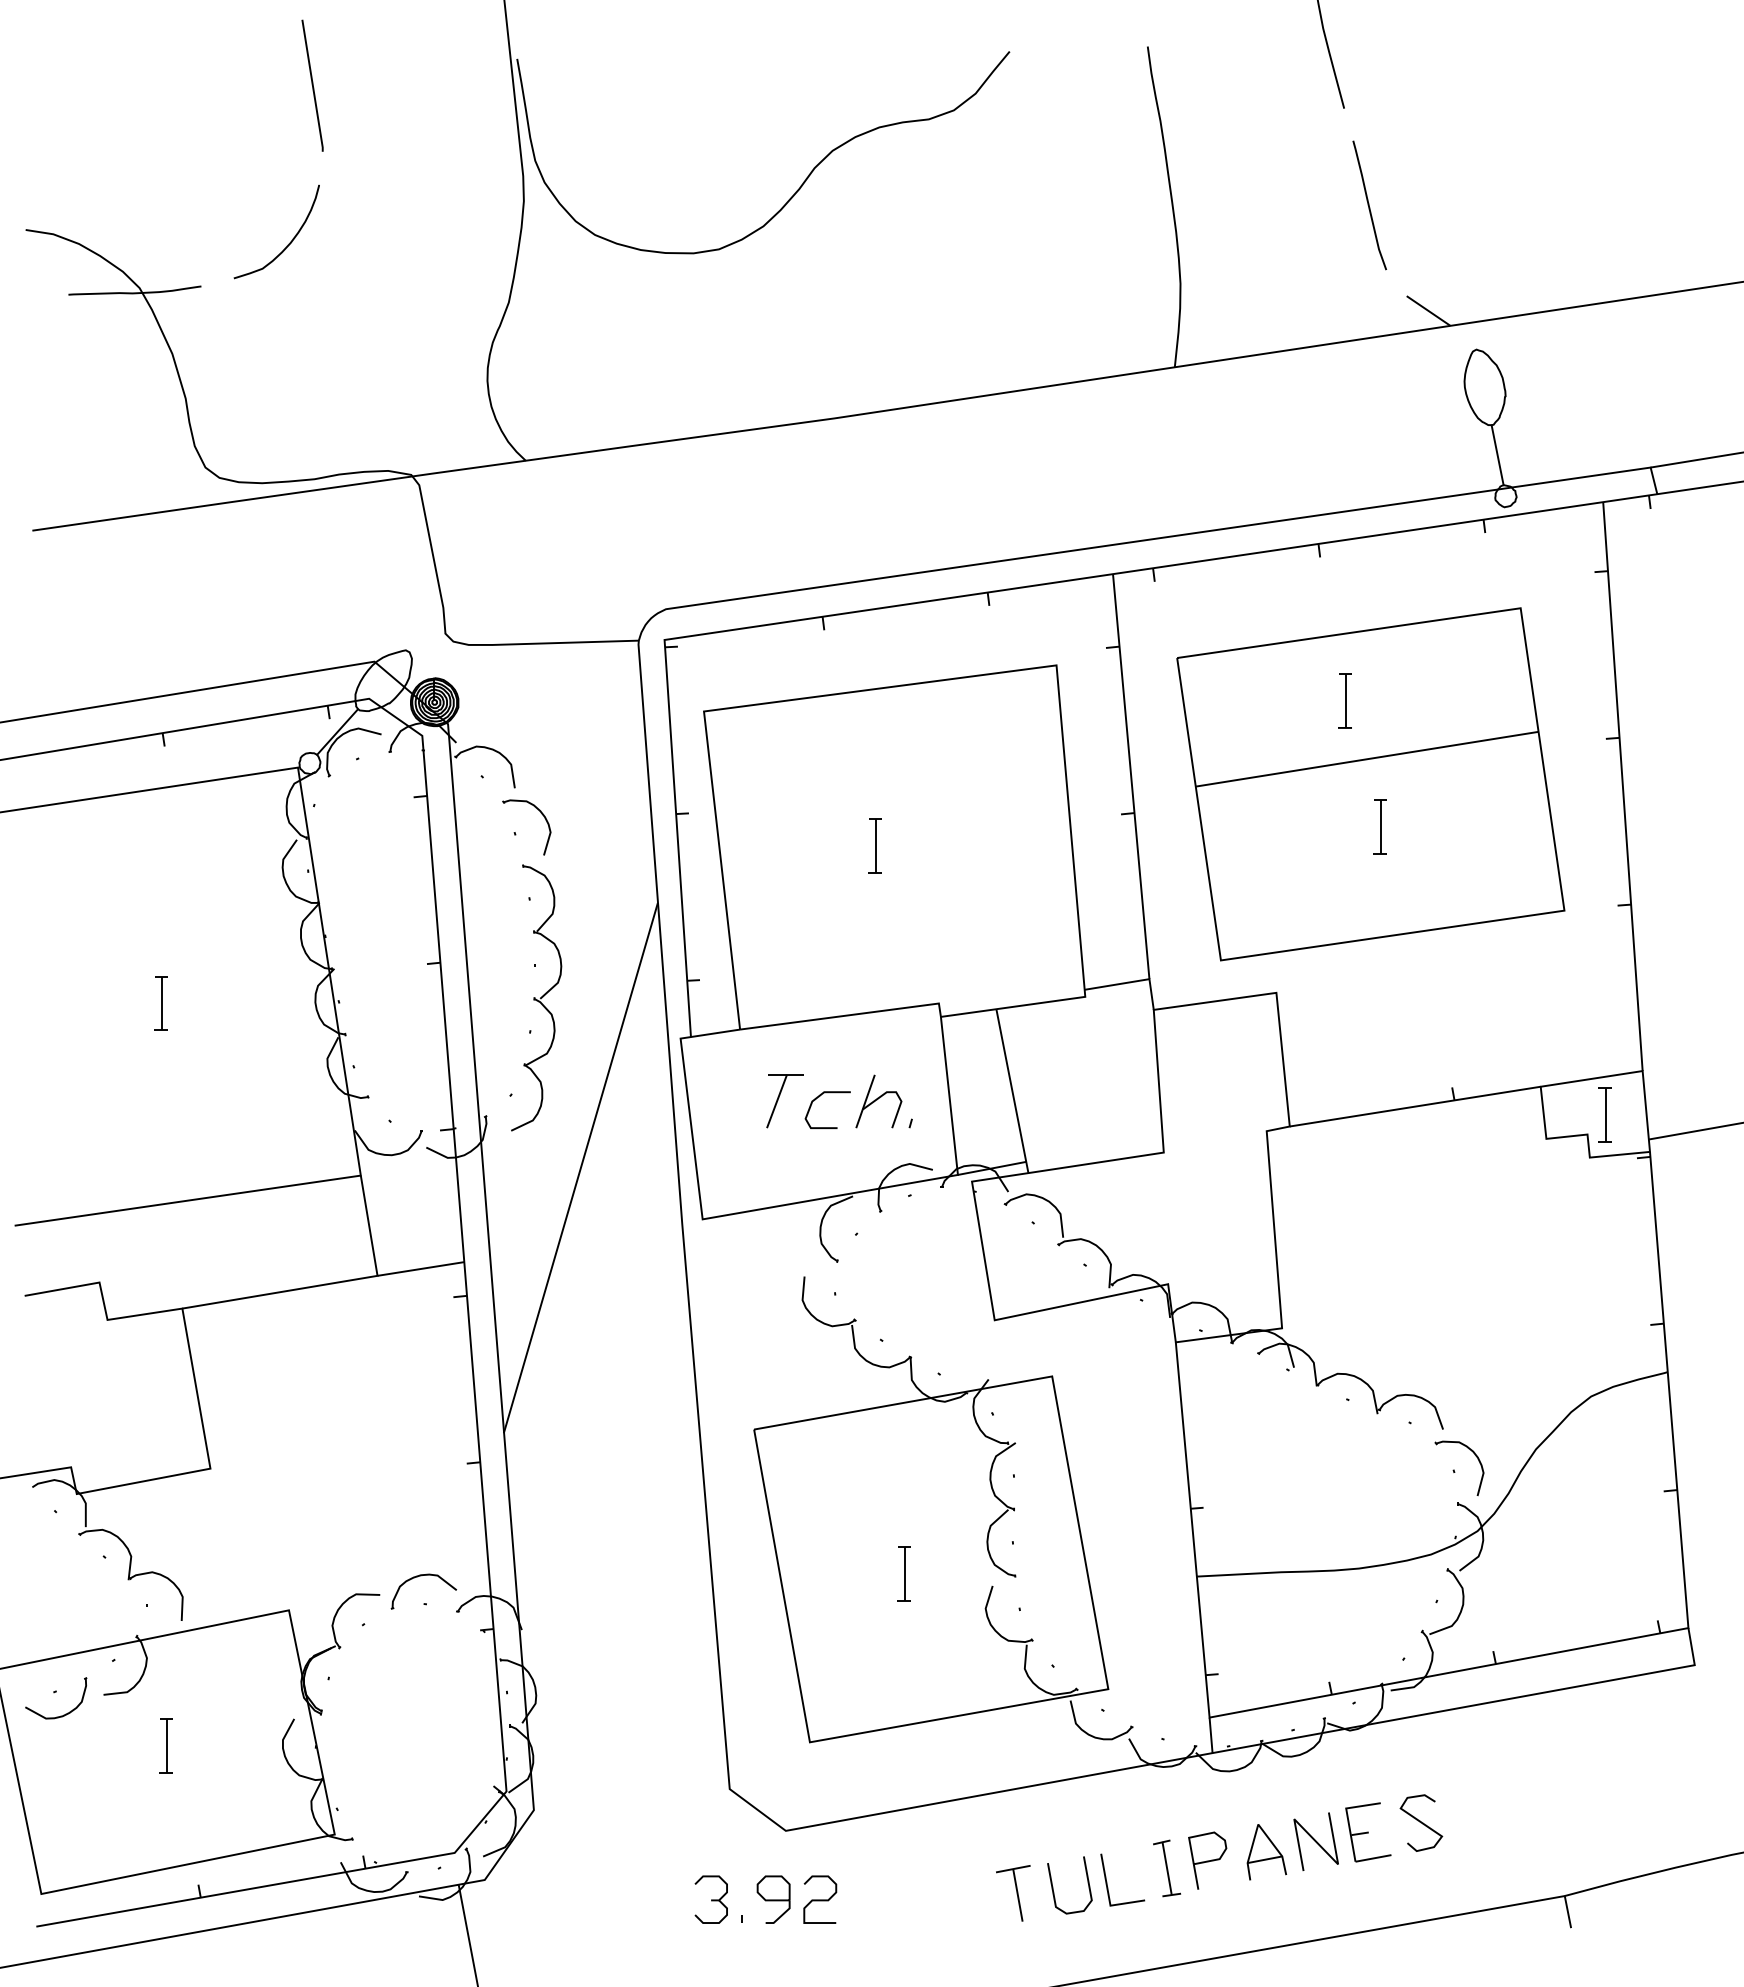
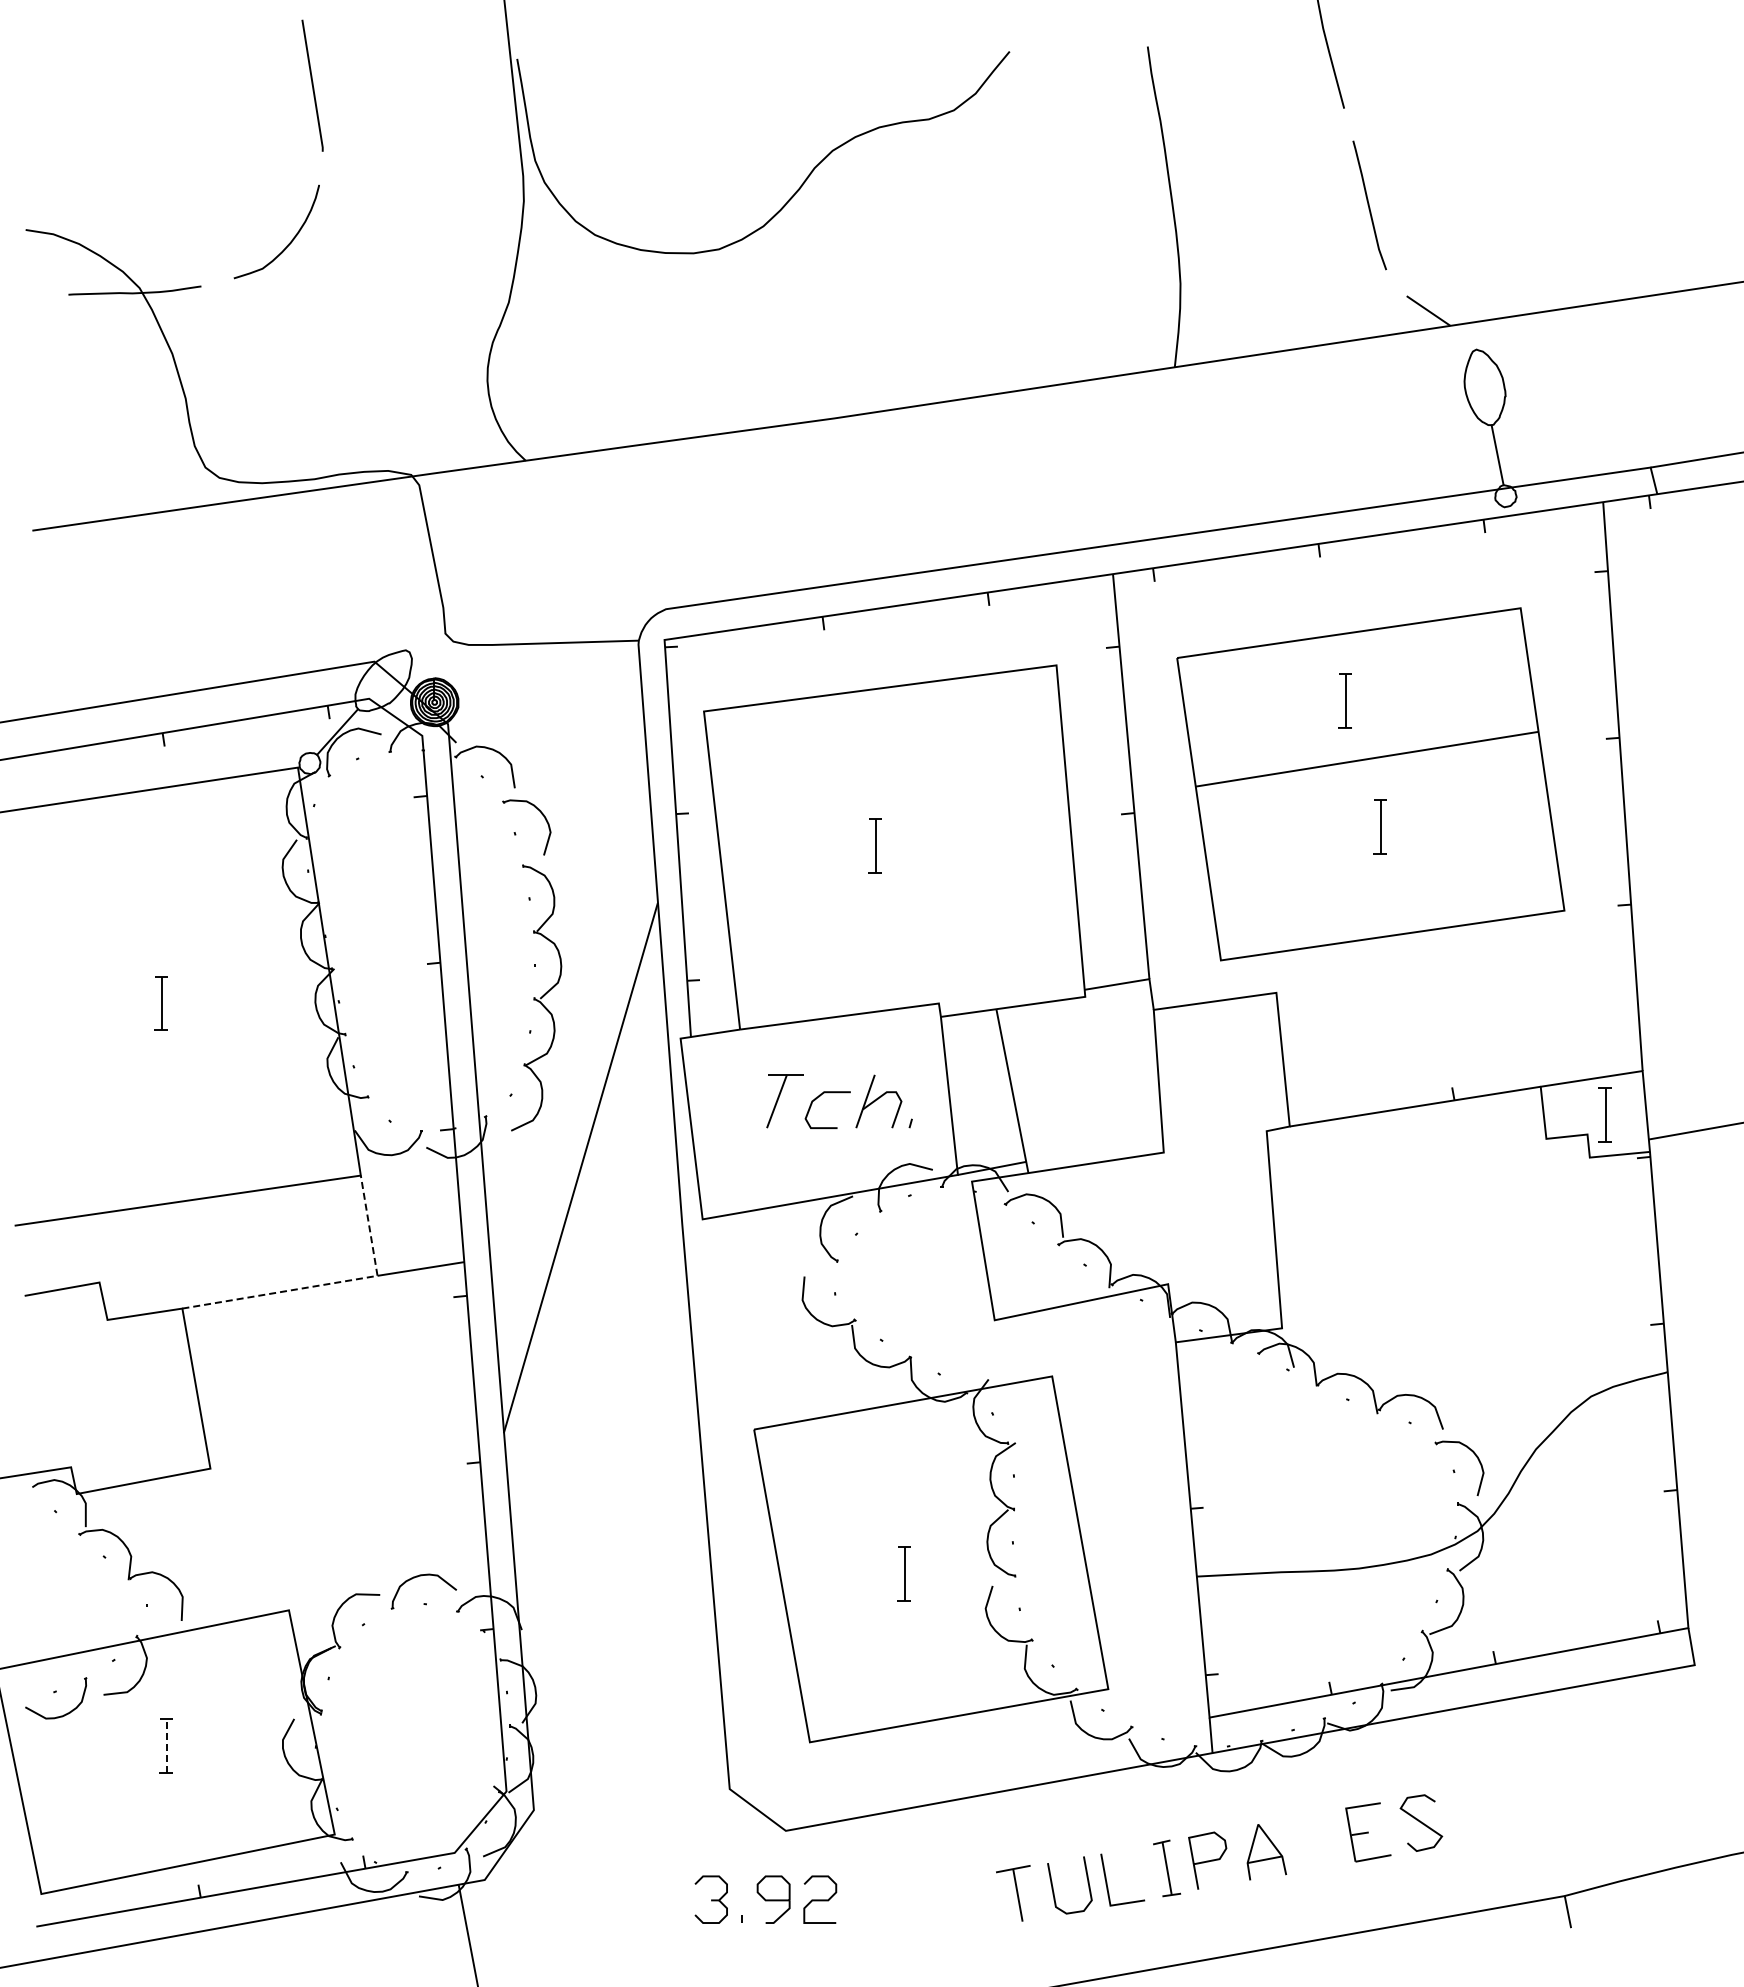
line: solid -> dashed (331, 1283)
line: solid -> dashed (167, 1746)
line: present -> none (1315, 1841)
